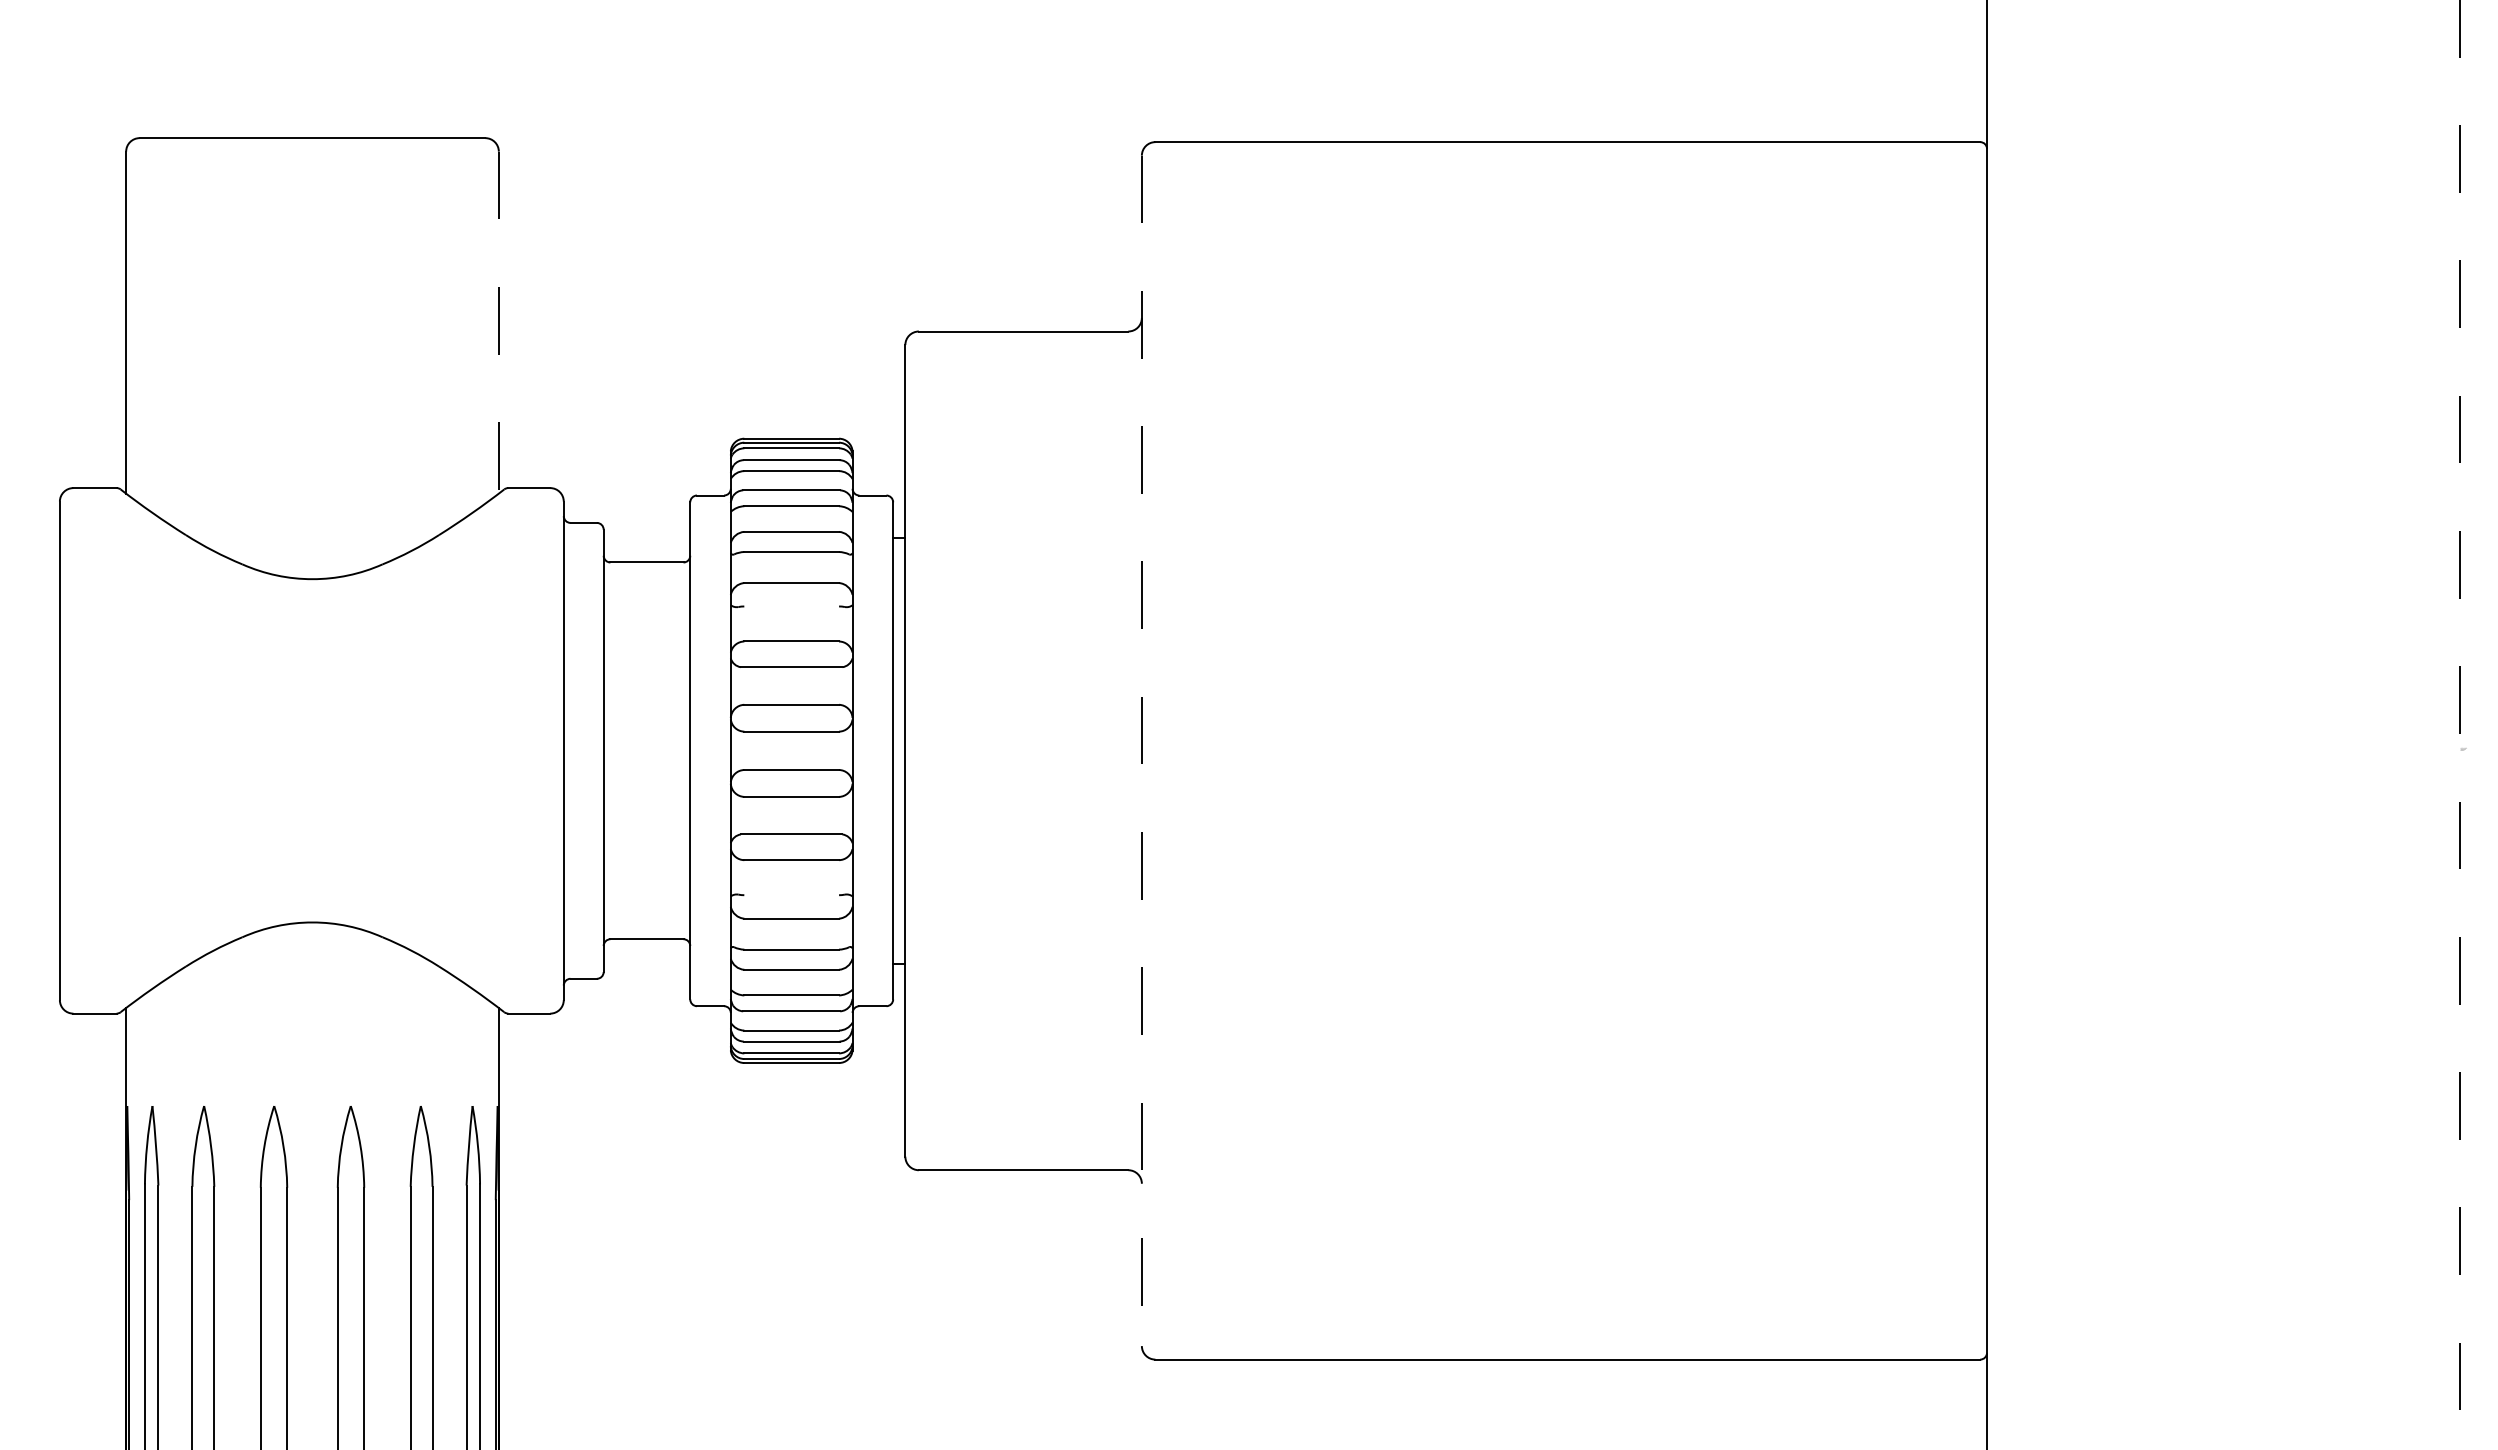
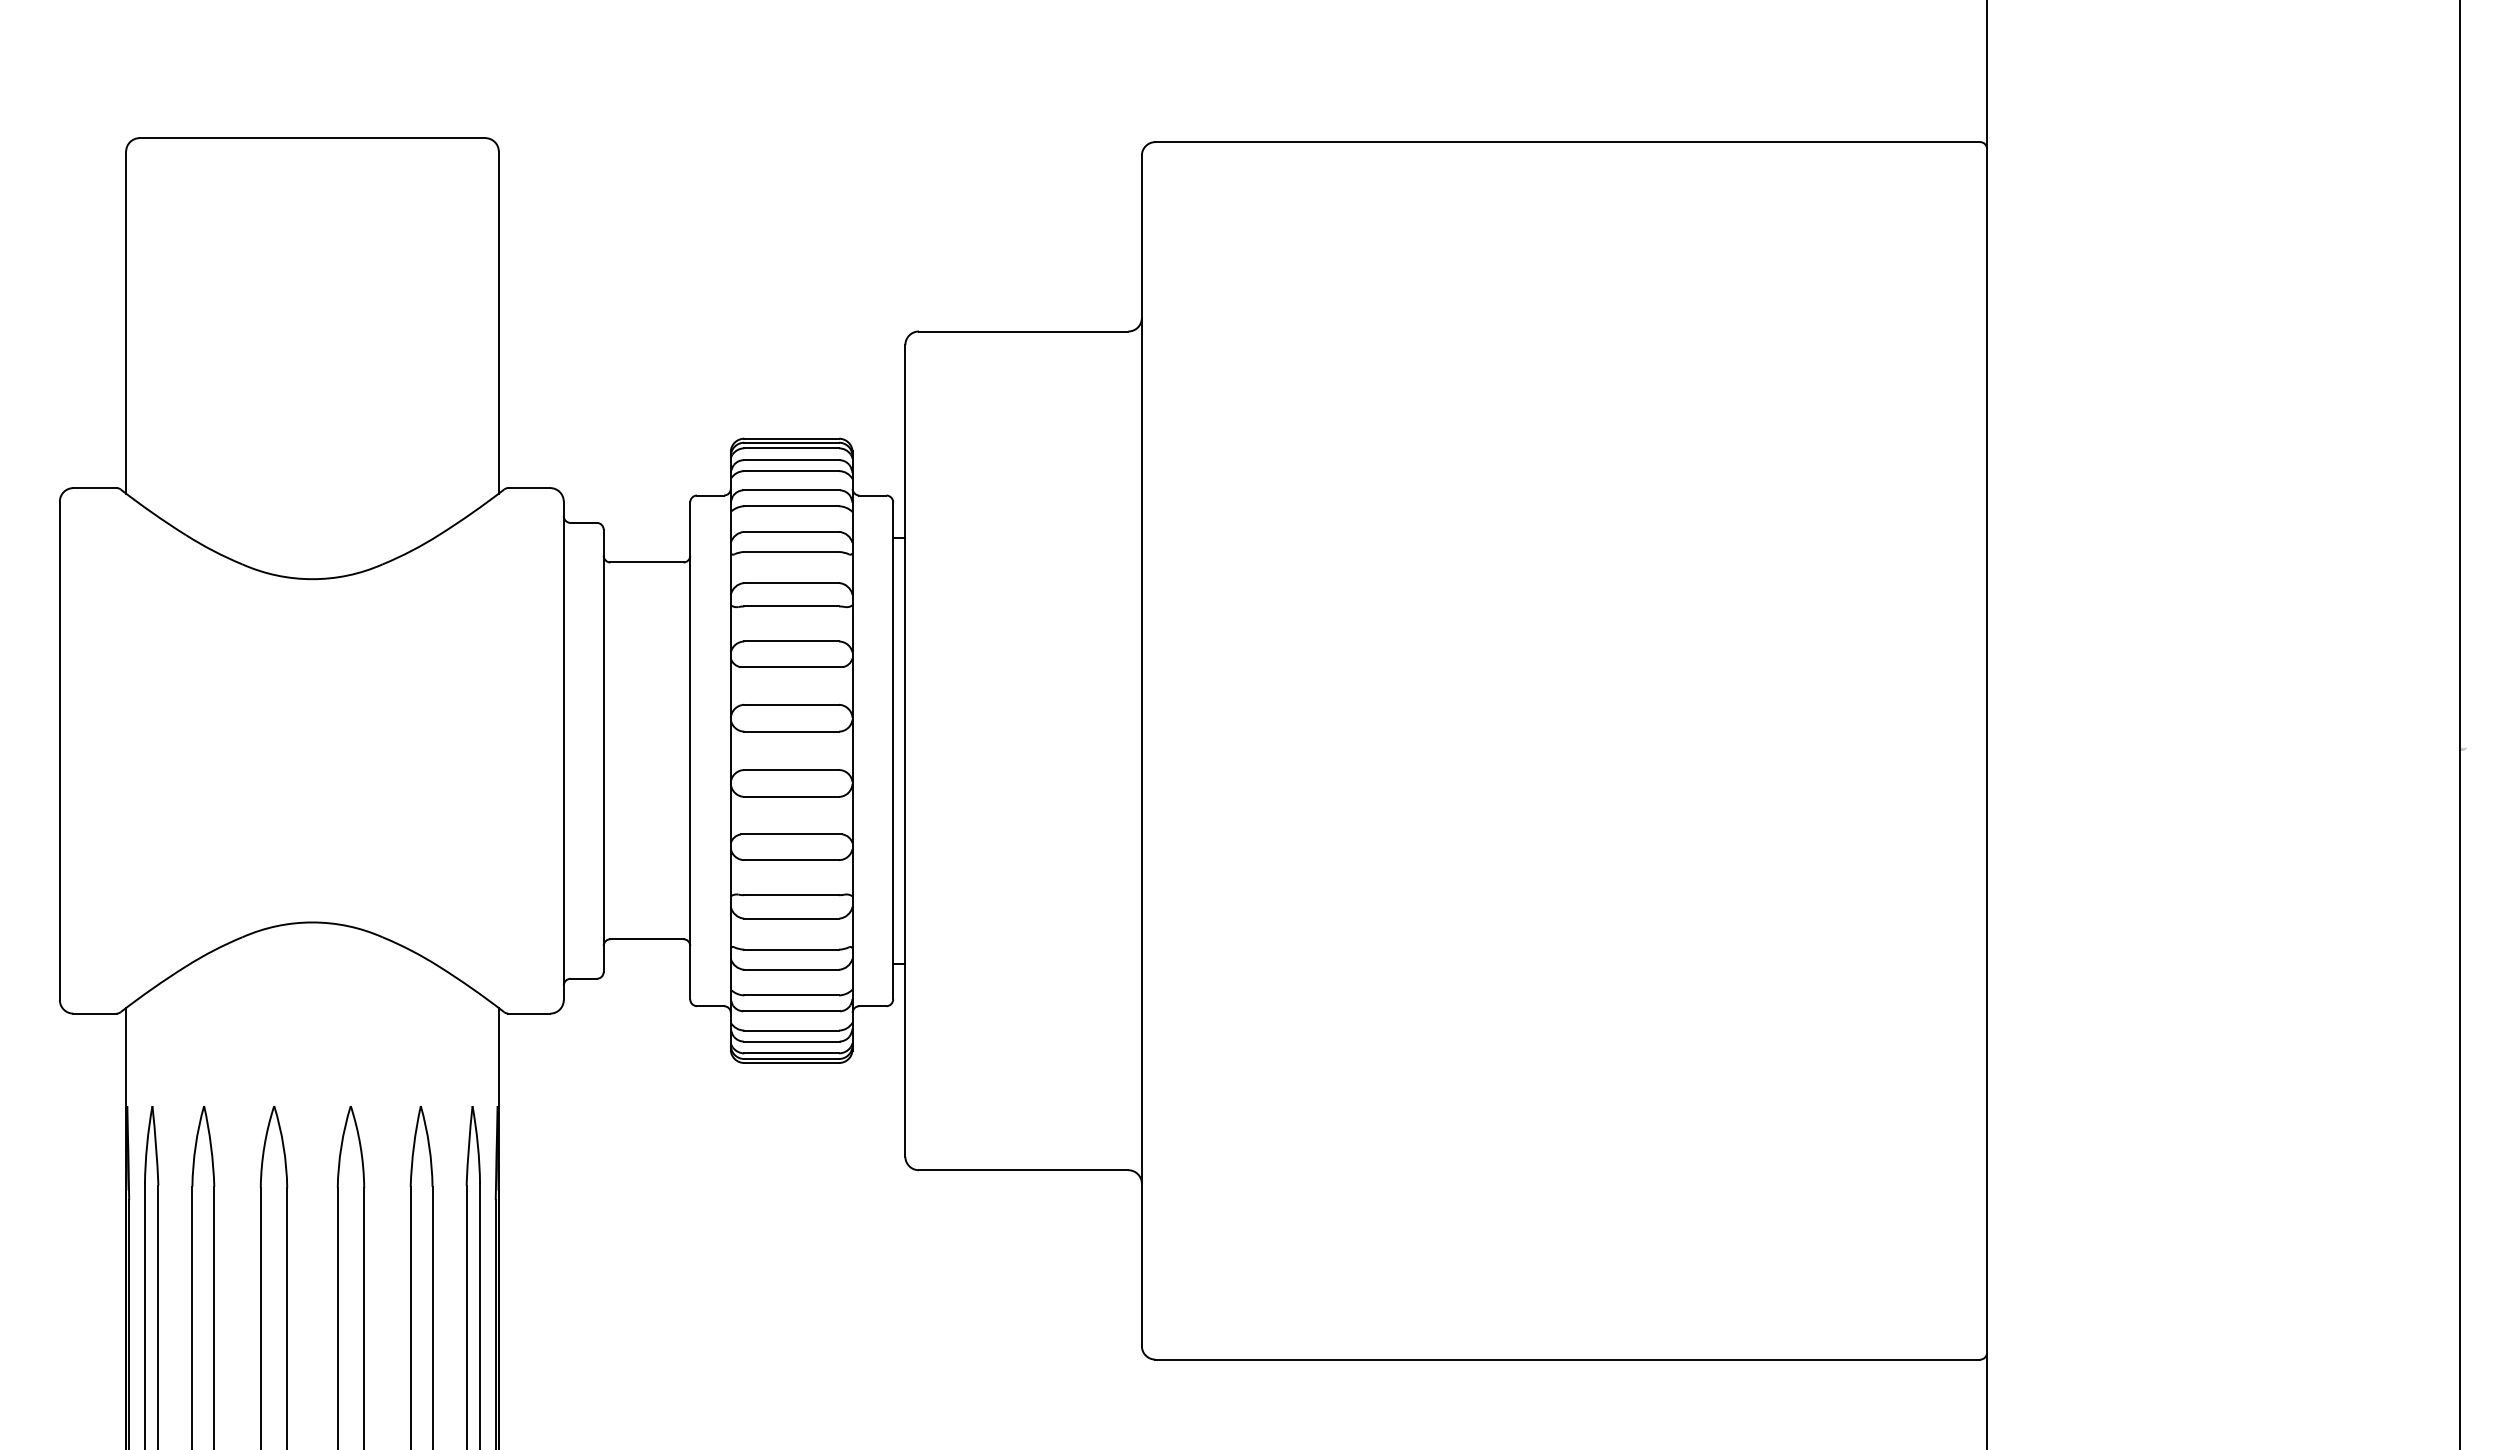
line: dashed -> solid (498, 322)
line: none -> present (791, 606)
line: dashed -> solid (2460, 725)
line: dashed -> solid (1141, 751)
line: none -> present (791, 895)
